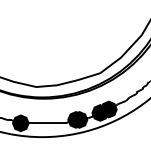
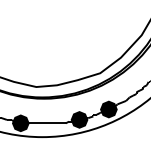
fill: present -> none (100, 112)
fill: present -> none (75, 119)
